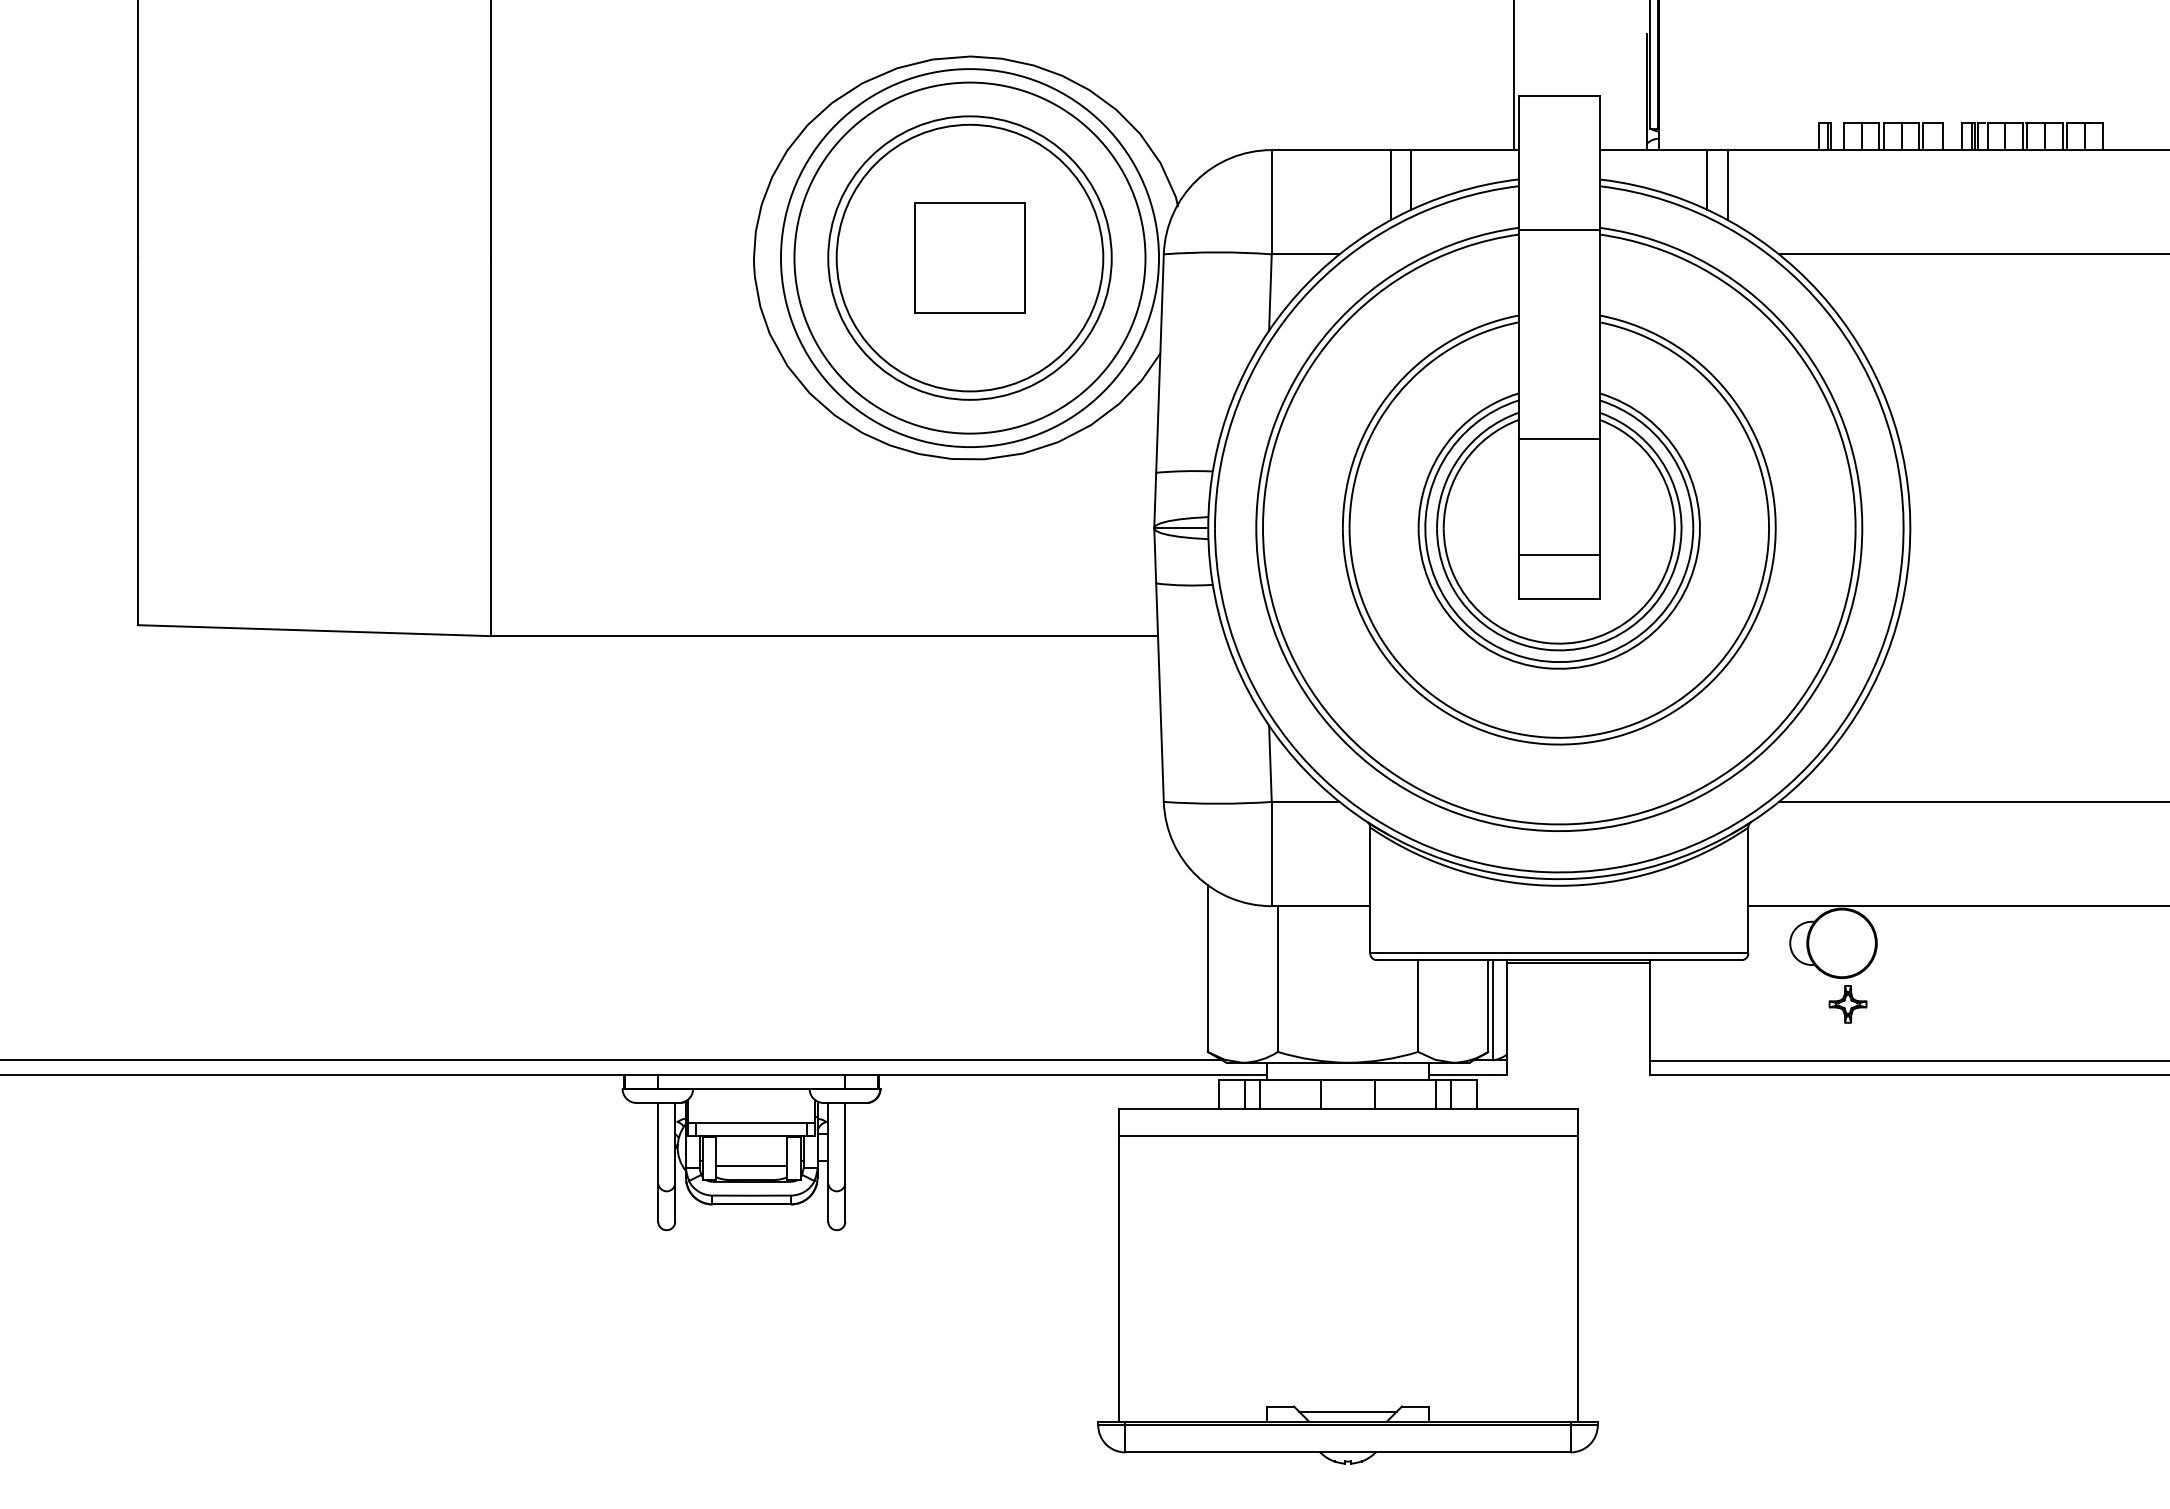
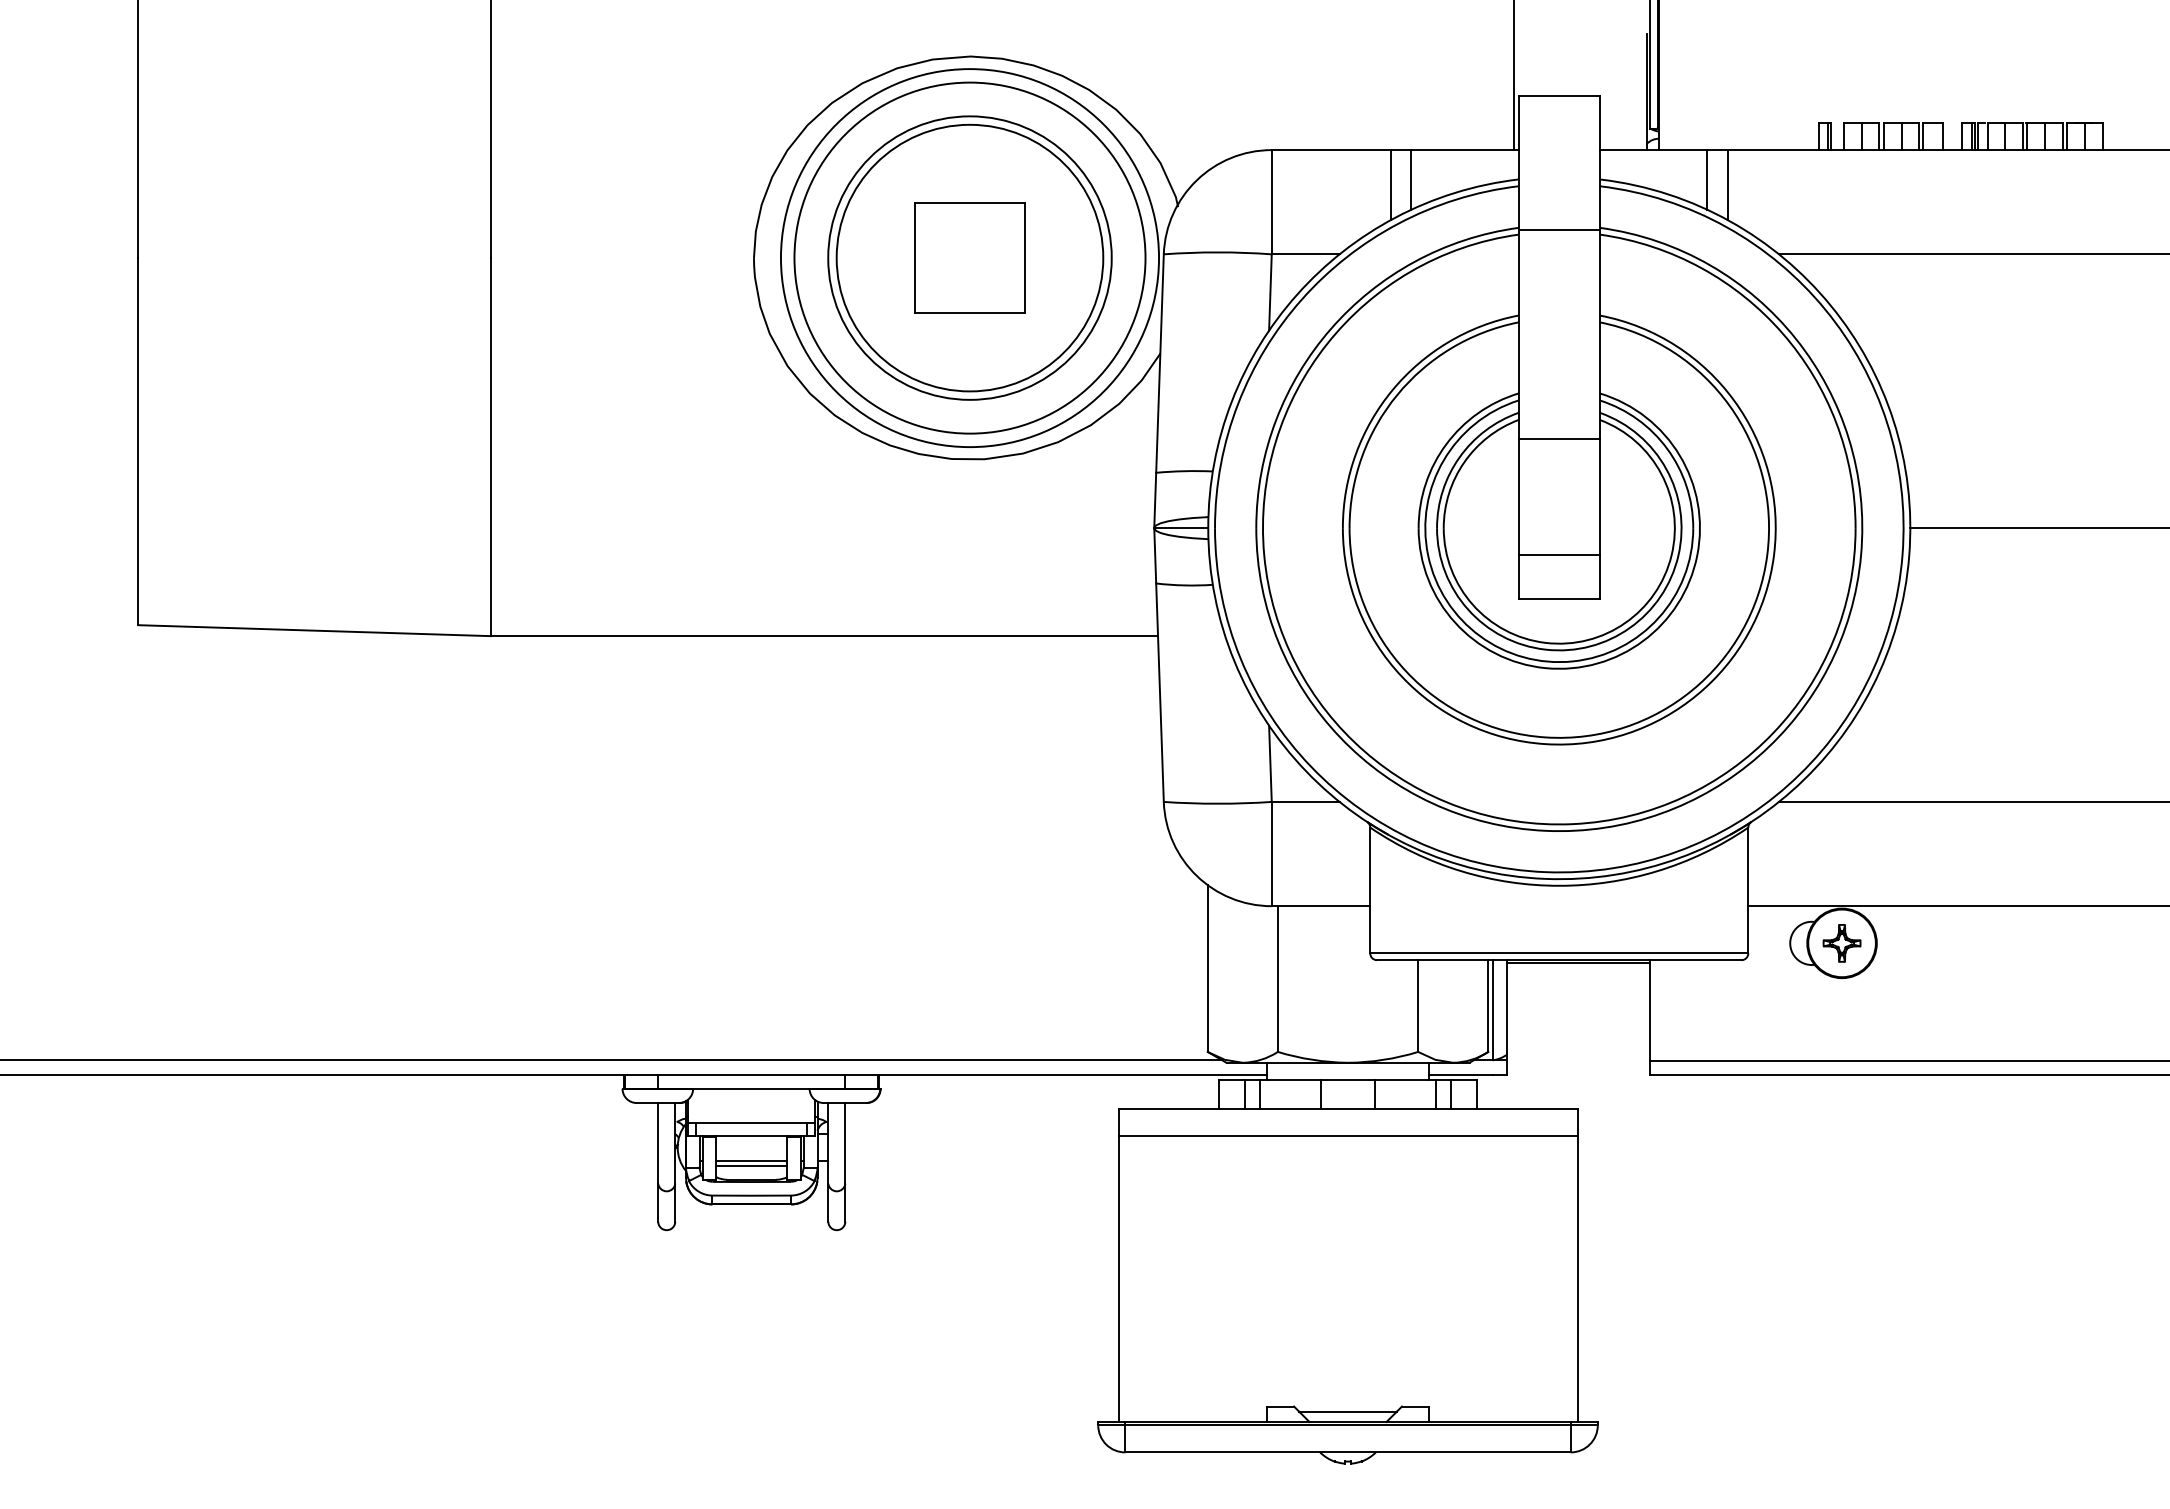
line: none -> present (2038, 528)
part position: (1847, 1004) -> (1841, 943) (1841, 943)
line: none -> present (751, 1160)
